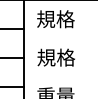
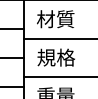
text: 規格 -> 材質 (55, 19)
line: none -> present (59, 38)
line: none -> present (59, 77)
